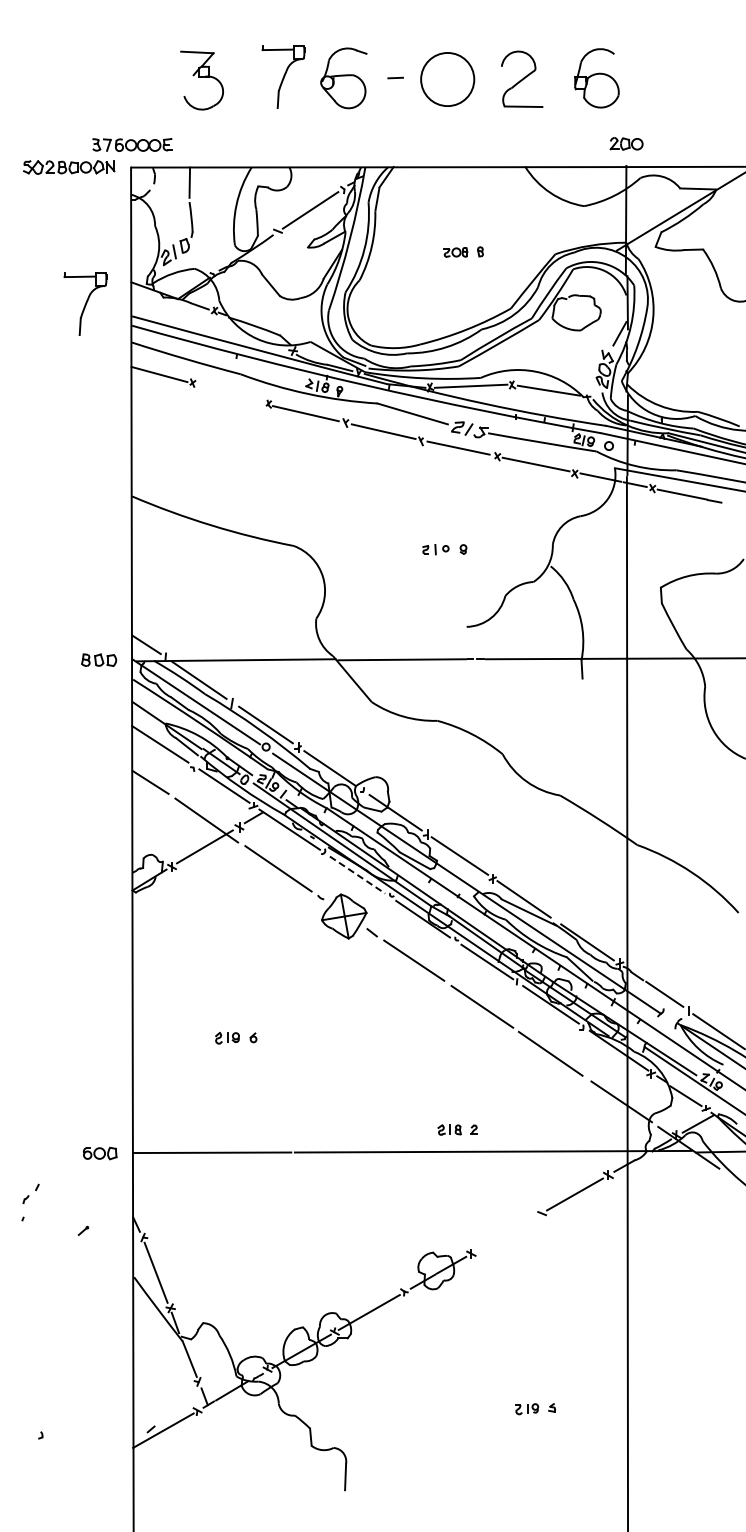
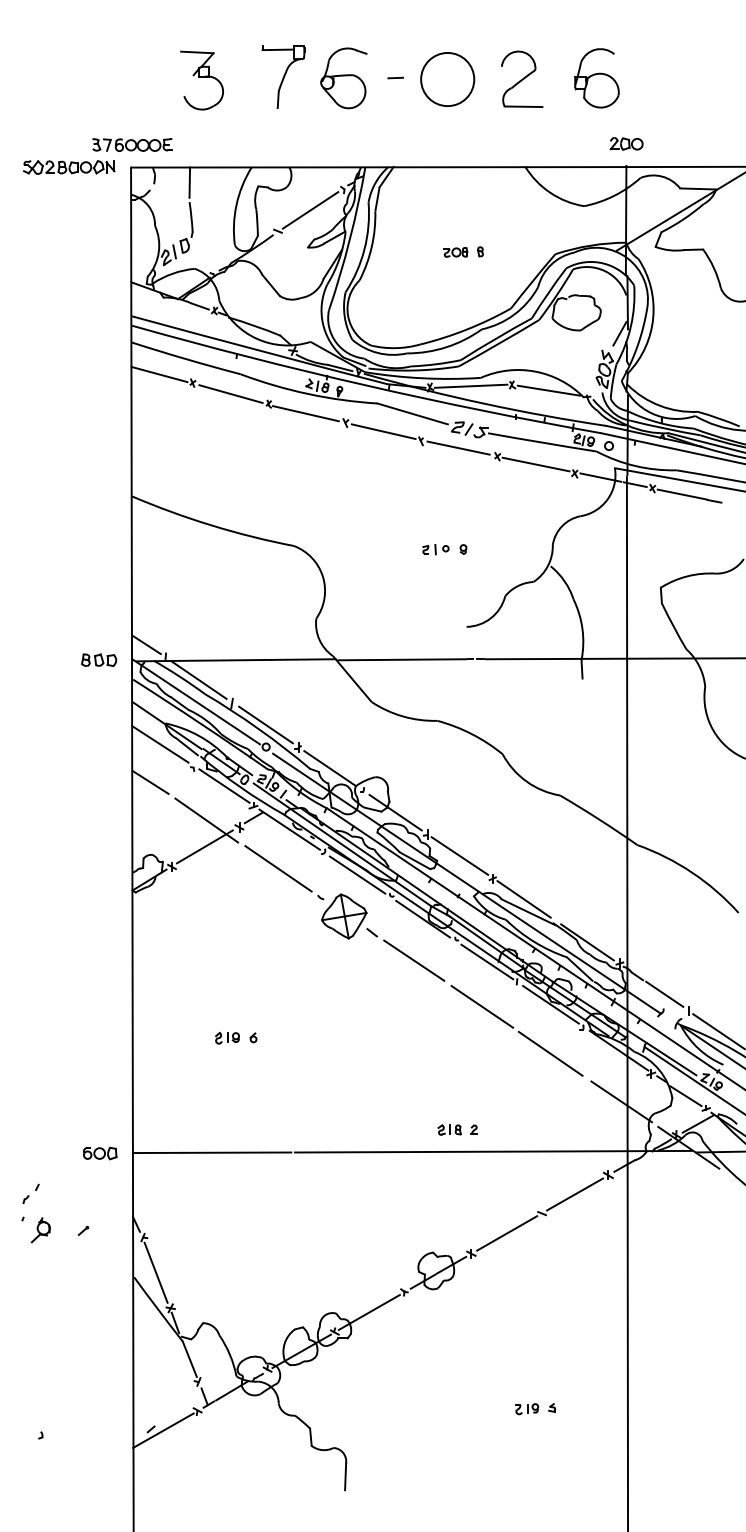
part: present -> none (85, 303)
line: none -> present (230, 393)
line: dashed -> solid (358, 875)
part: none -> present (40, 1230)
line: none -> present (507, 1233)
